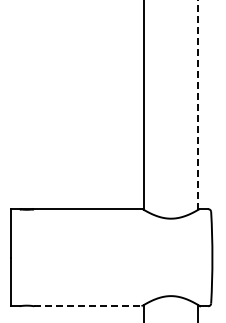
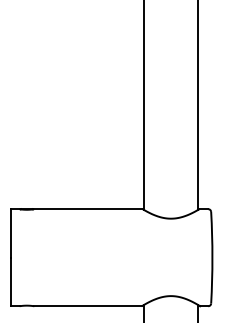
line: dashed -> solid (198, 104)
line: dashed -> solid (87, 306)
